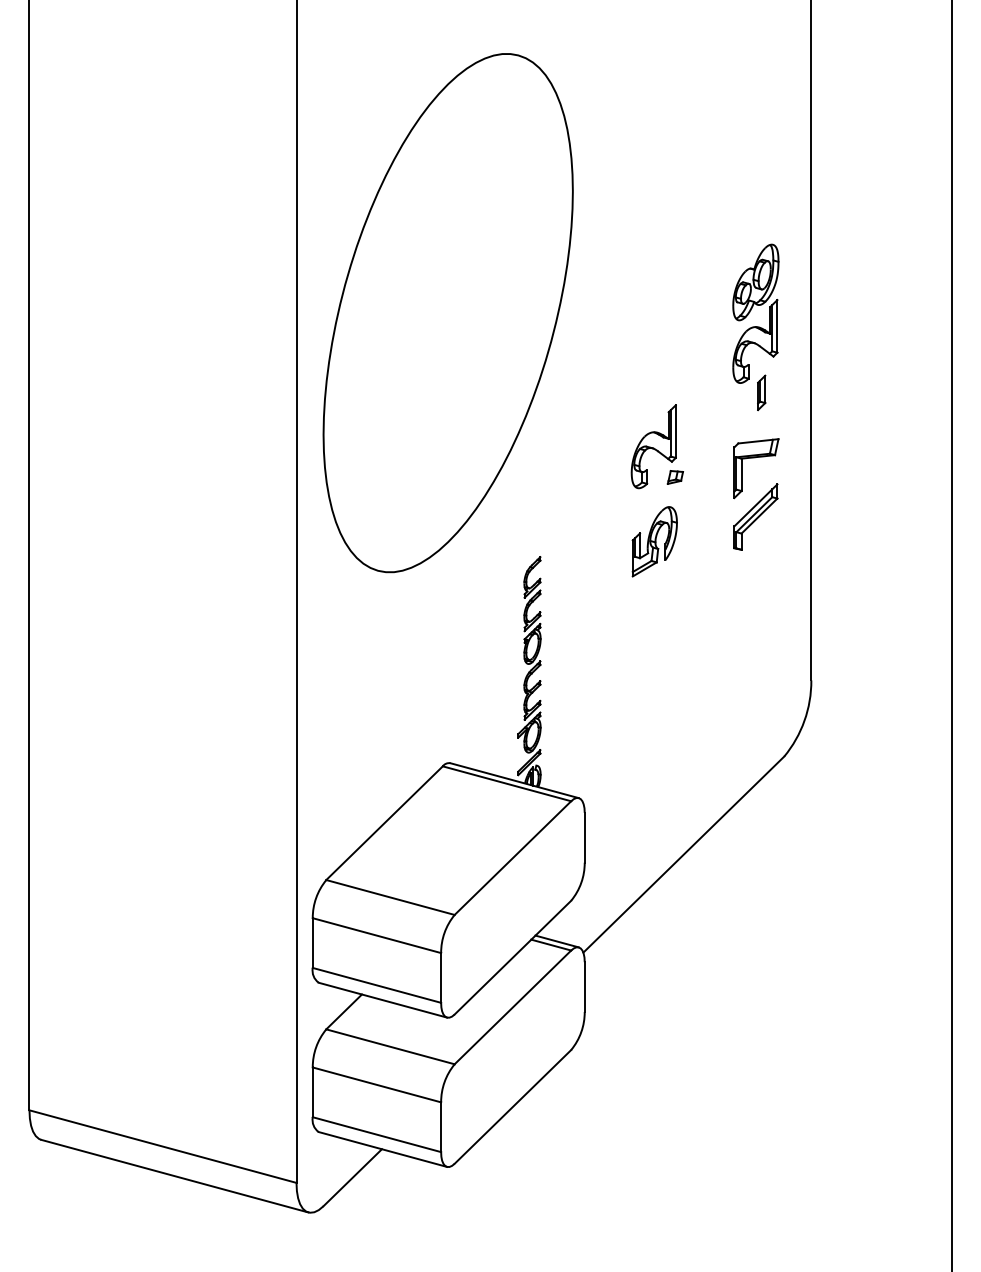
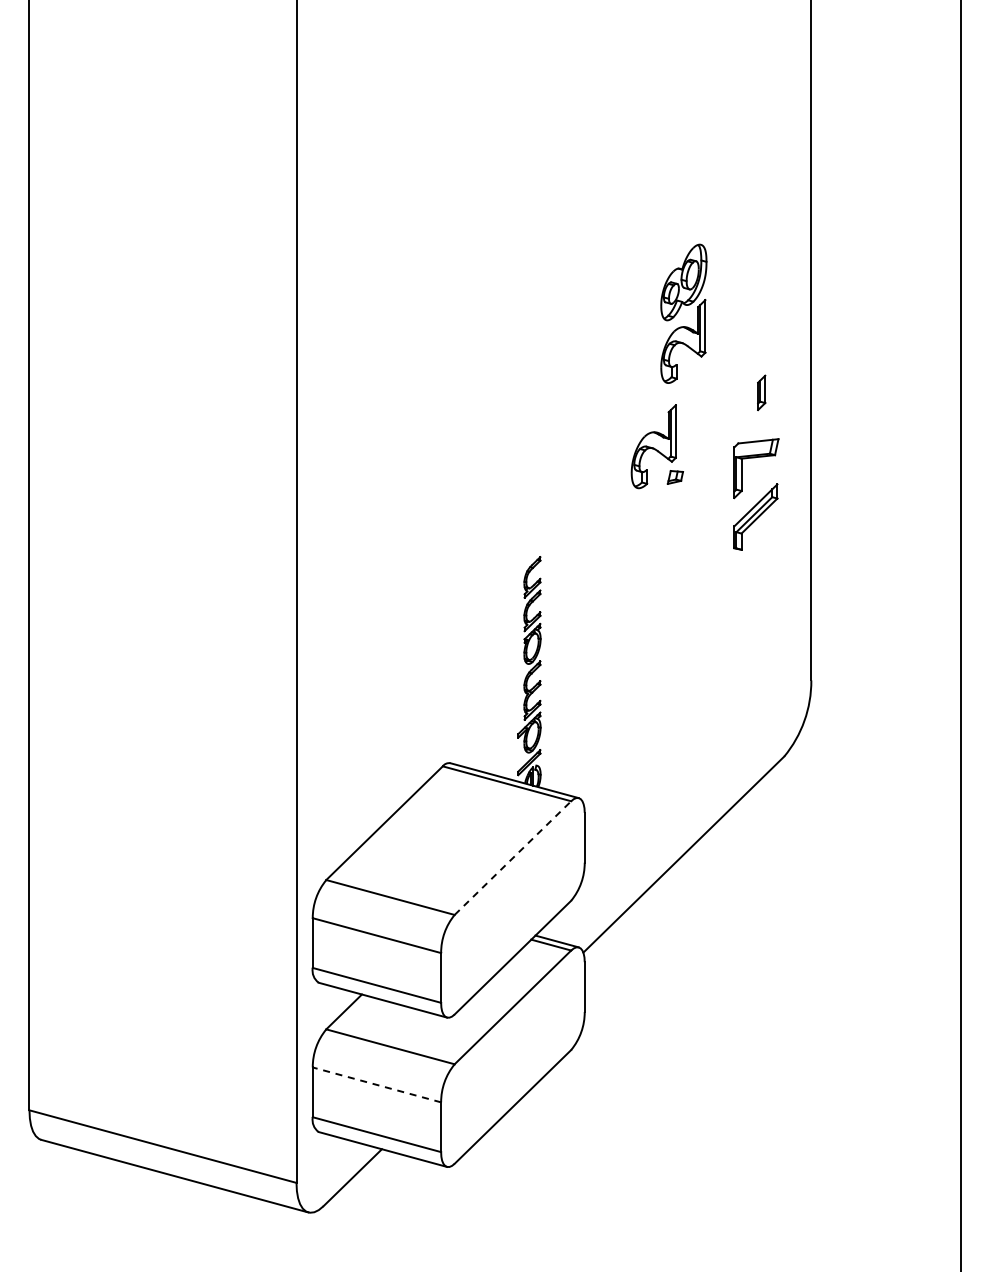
part: present -> none (447, 313)
part position: (755, 313) -> (683, 313) (683, 313)
part: present -> none (654, 541)
line position: (951, 635) -> (960, 635) (960, 635)
line: solid -> dashed (513, 857)
line: solid -> dashed (376, 1084)
